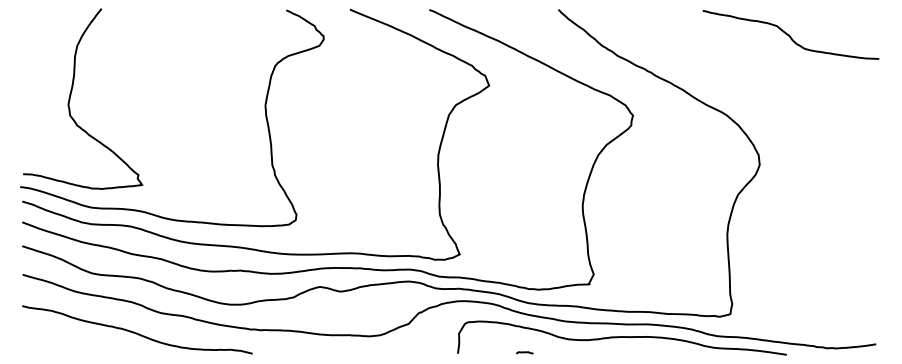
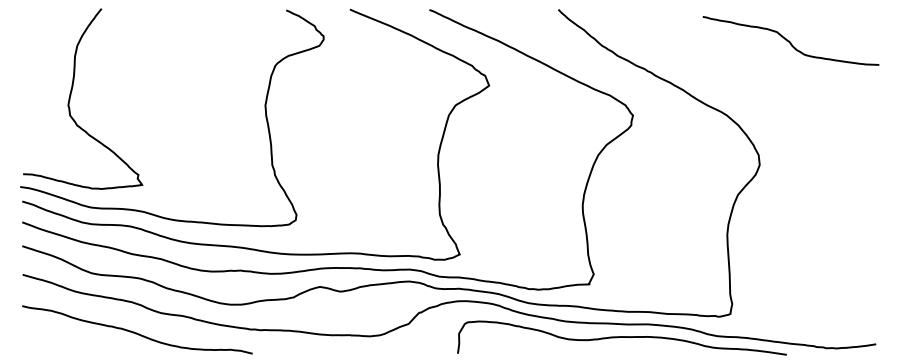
curve position: (789, 34) -> (789, 40) (789, 40)
line: present -> none (524, 352)
